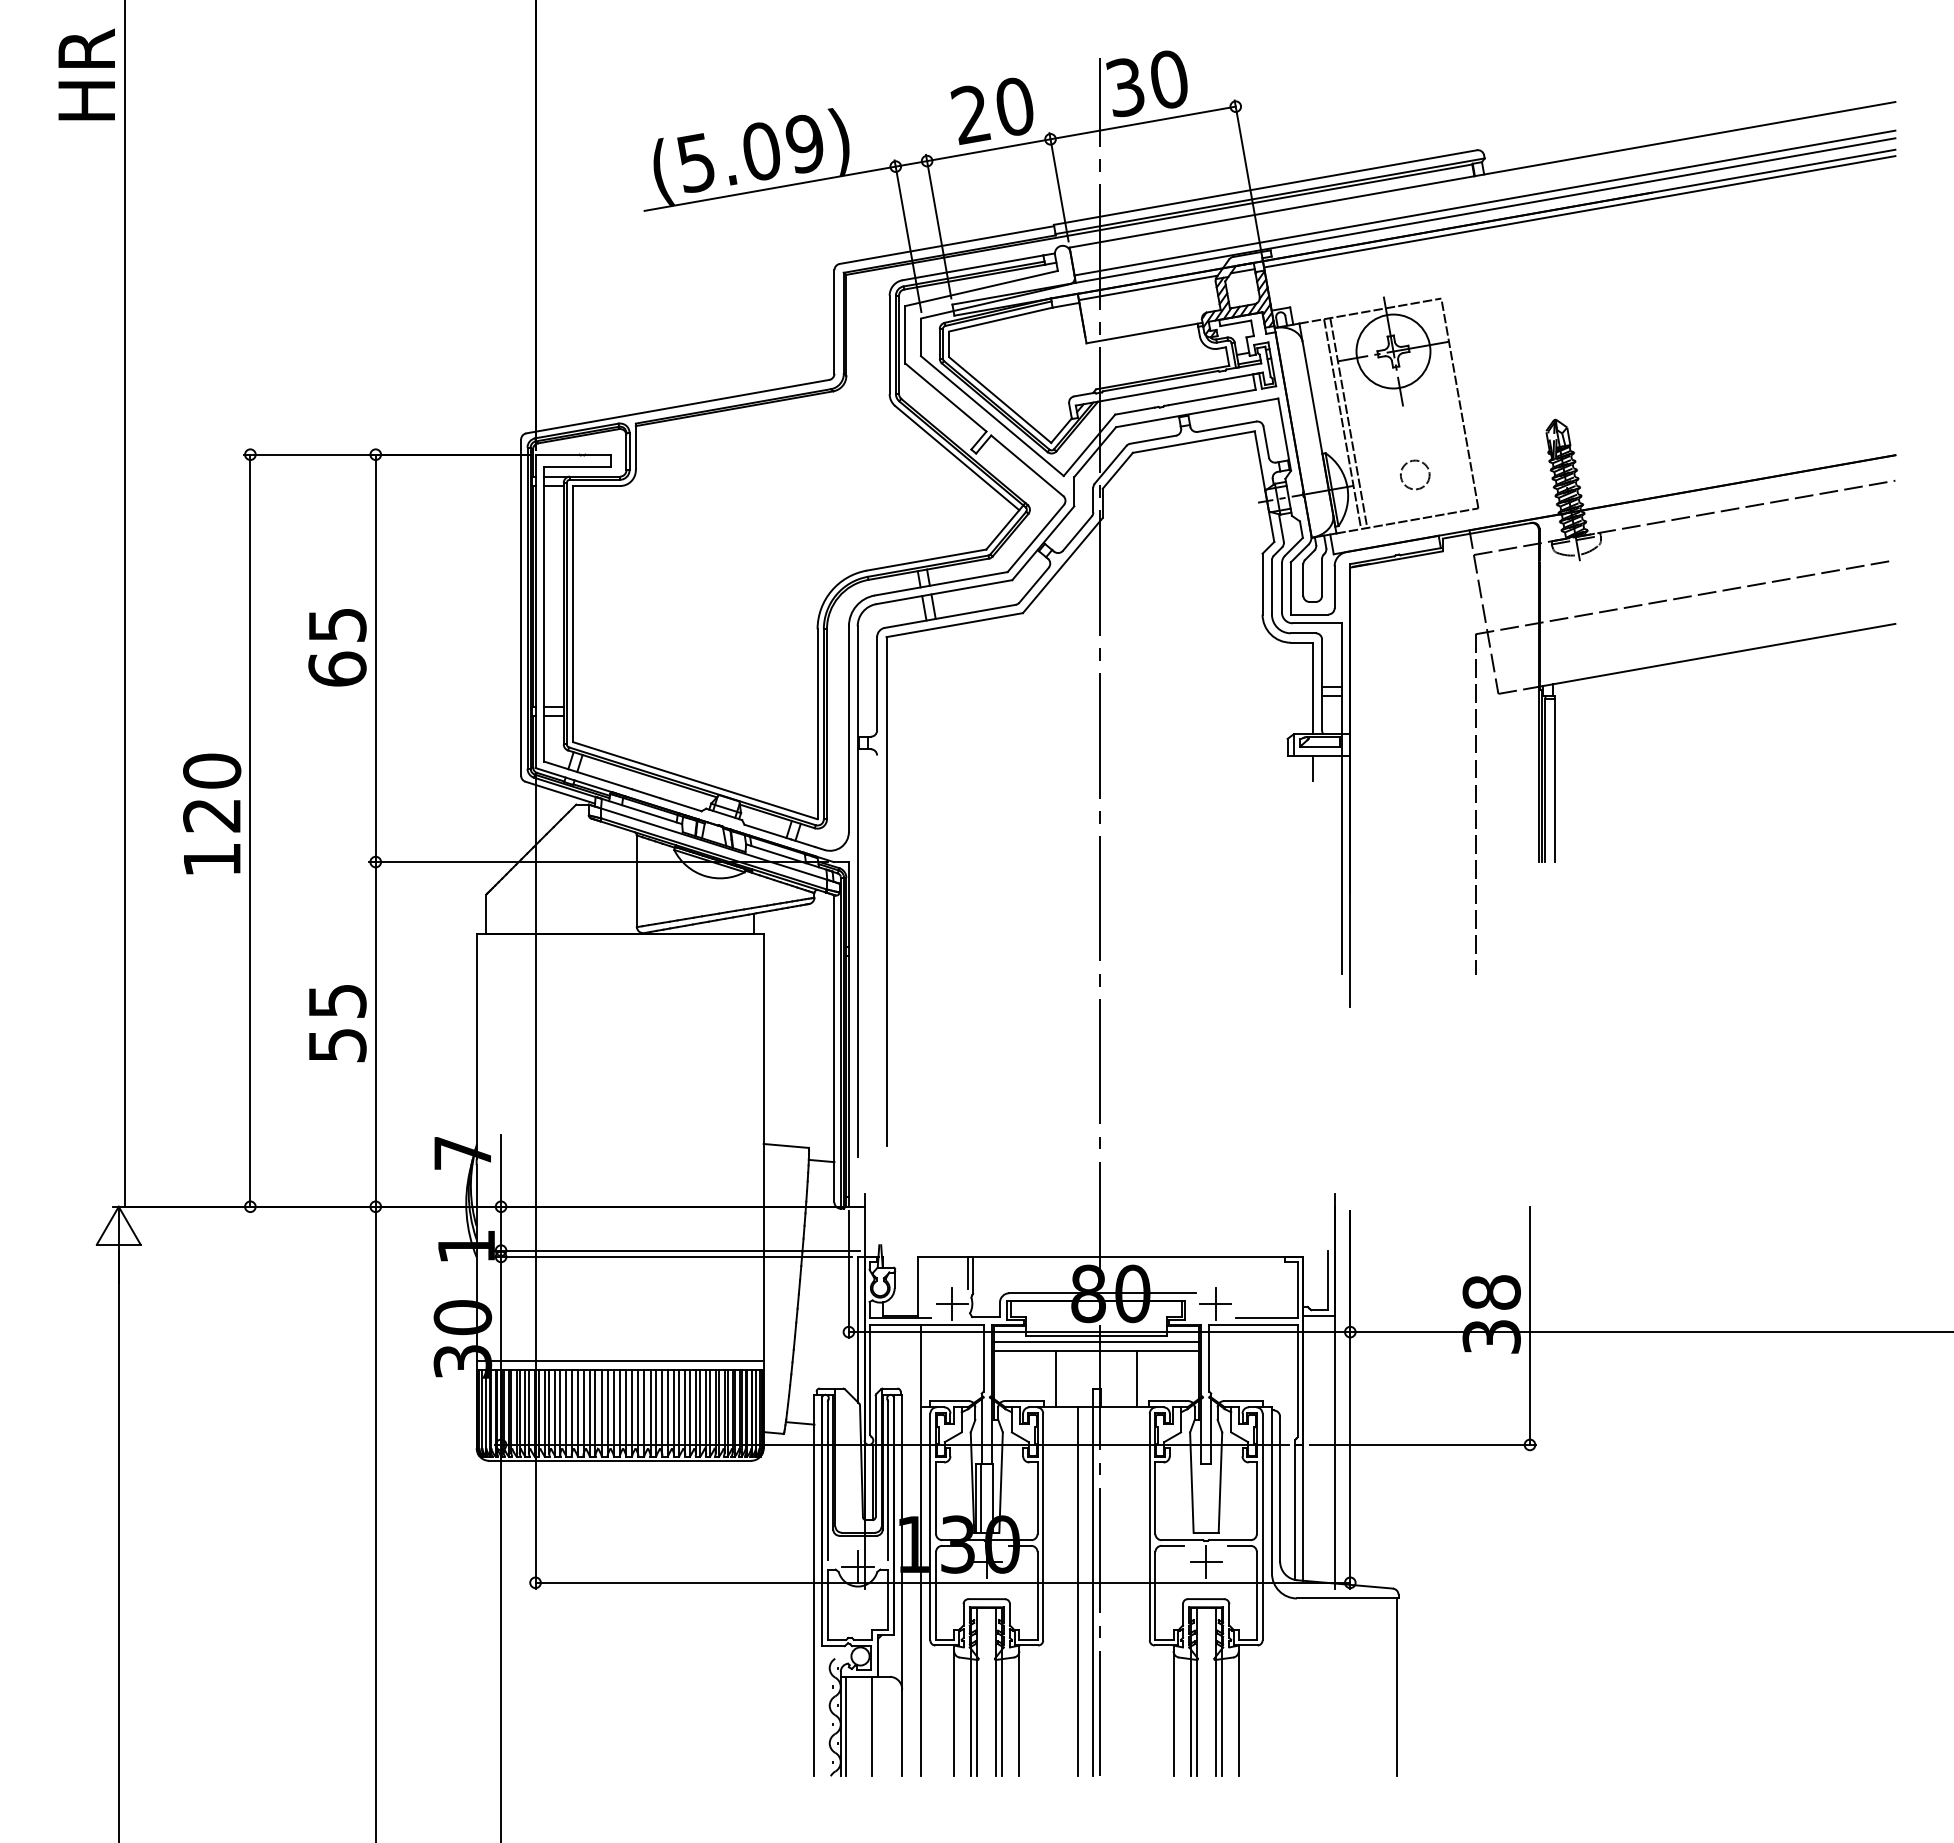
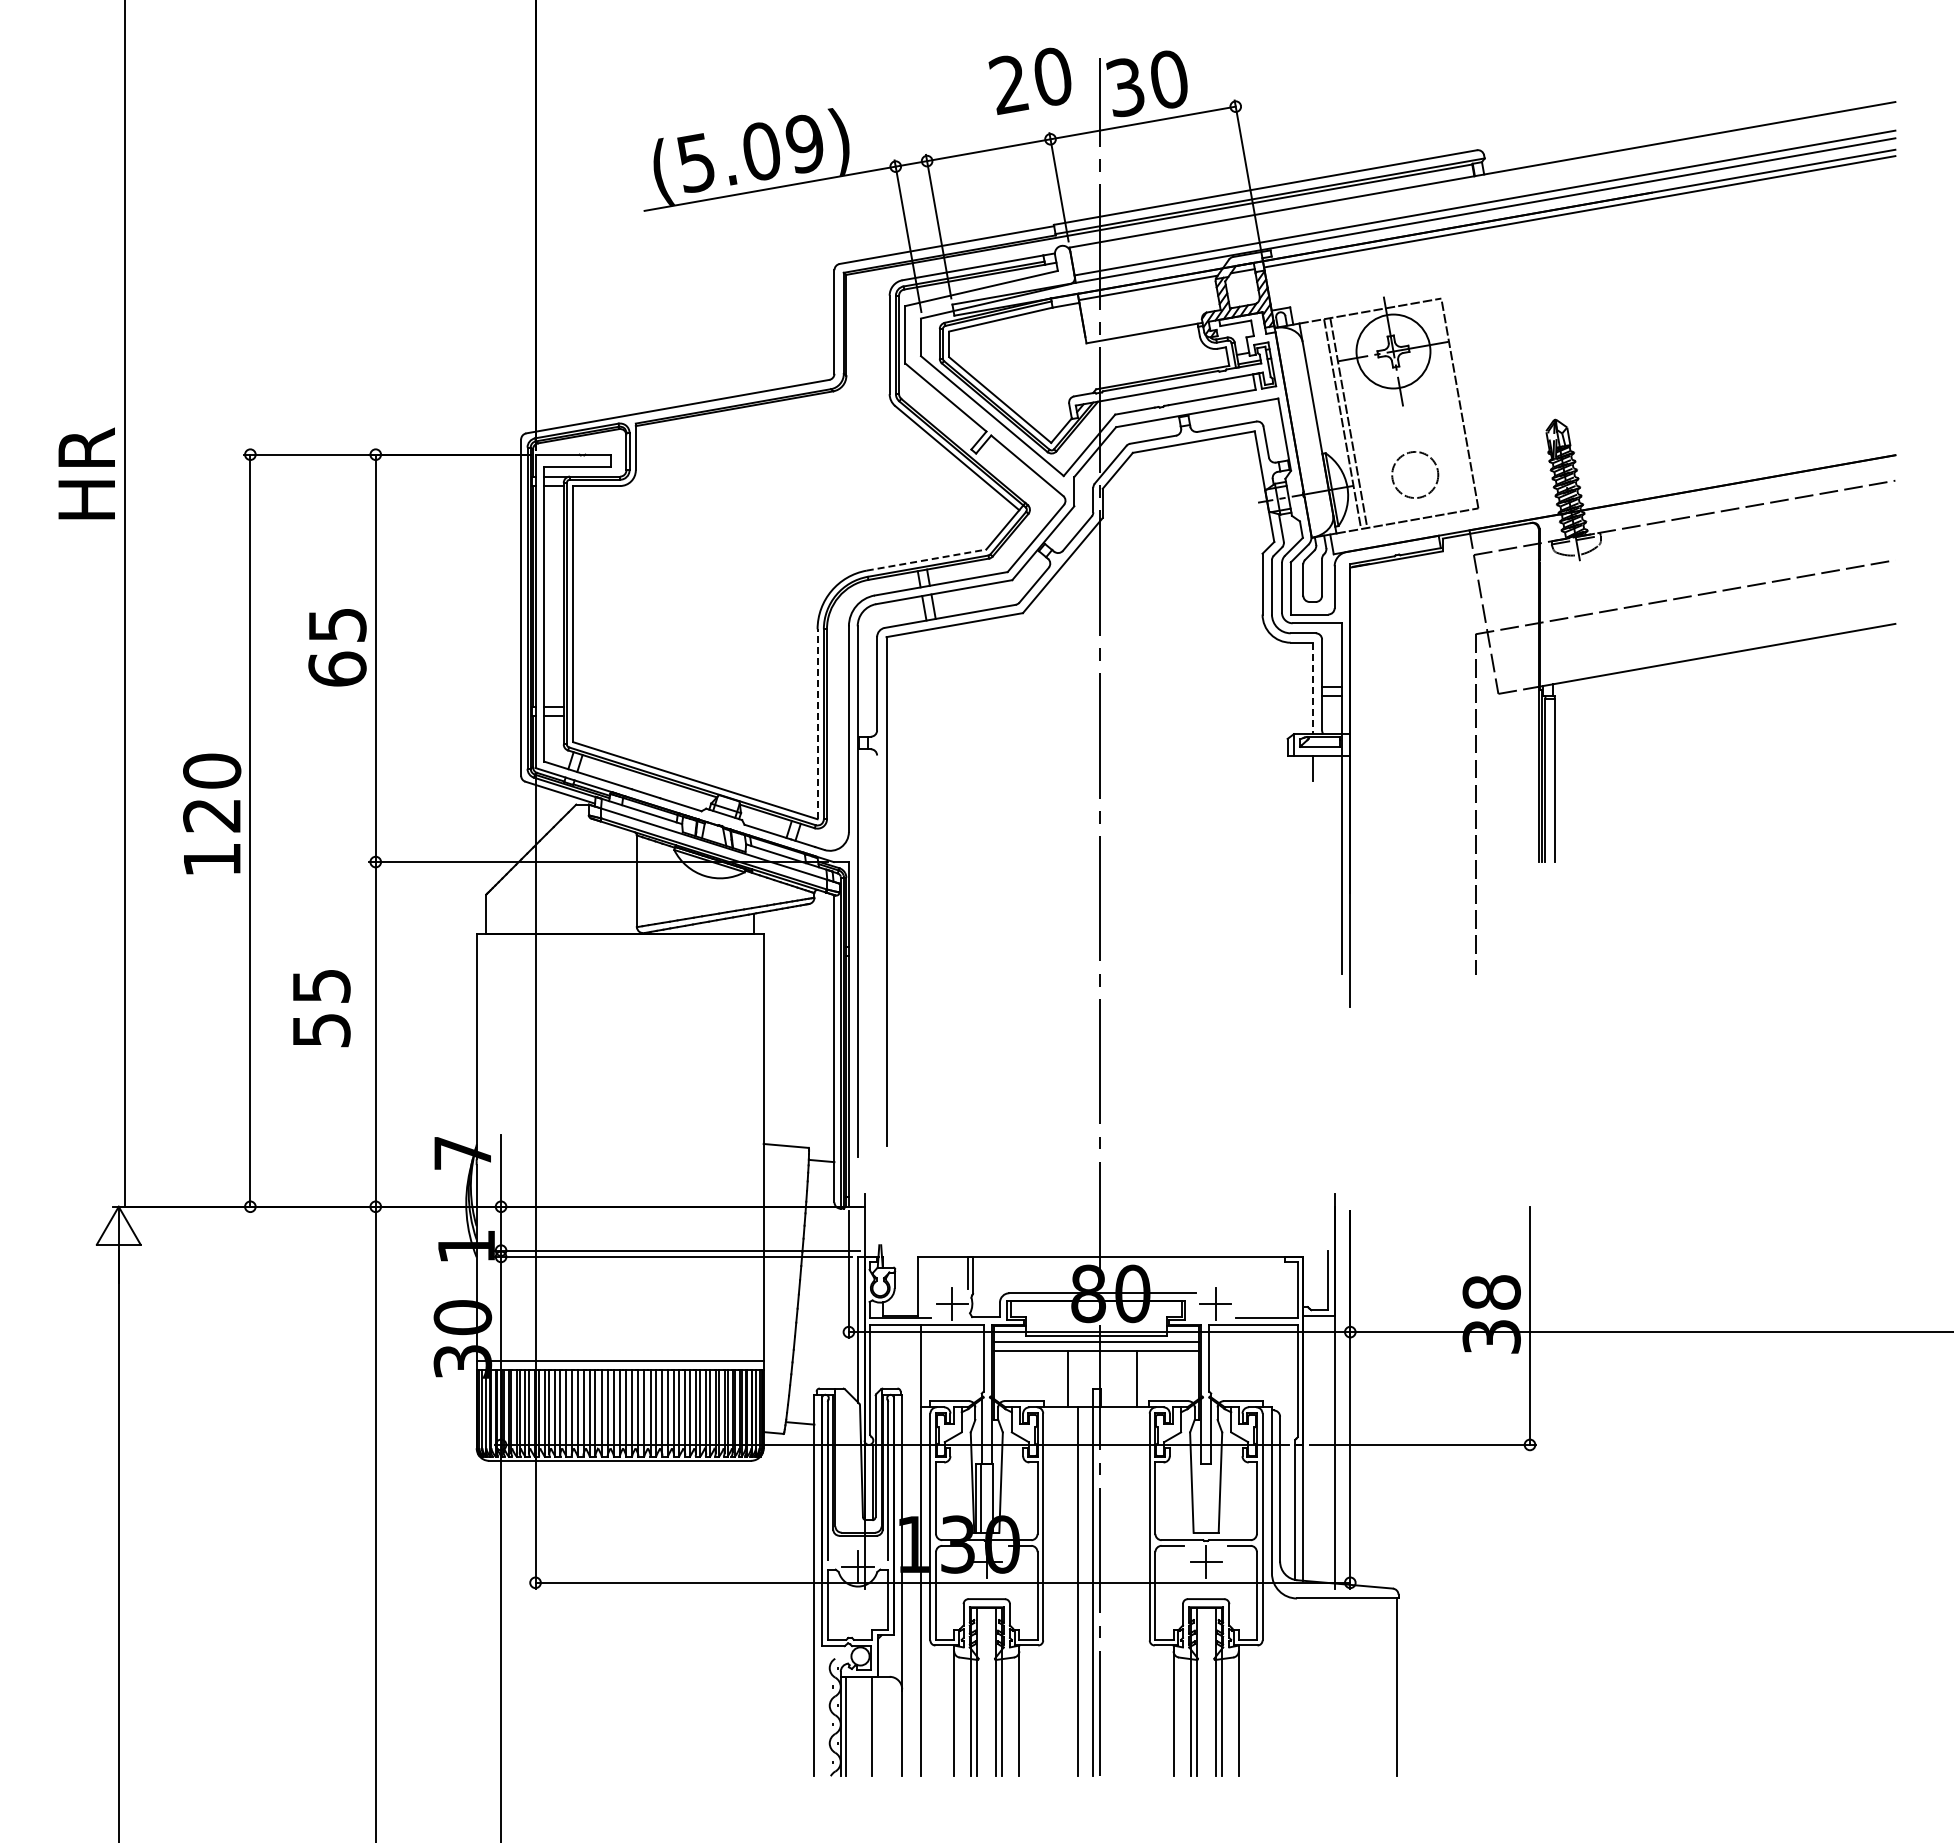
text position: (86, 74) -> (86, 473) (86, 473)
text position: (991, 110) -> (1029, 80) (1029, 80)
circle diameter: 29 px -> 46 px (1415, 474)
line: solid -> dashed (926, 560)
line: solid -> dashed (1312, 688)
line: solid -> dashed (817, 724)
text position: (337, 1023) -> (321, 1008) (321, 1008)
line position: (1056, 1378) -> (1068, 1378) (1068, 1378)
